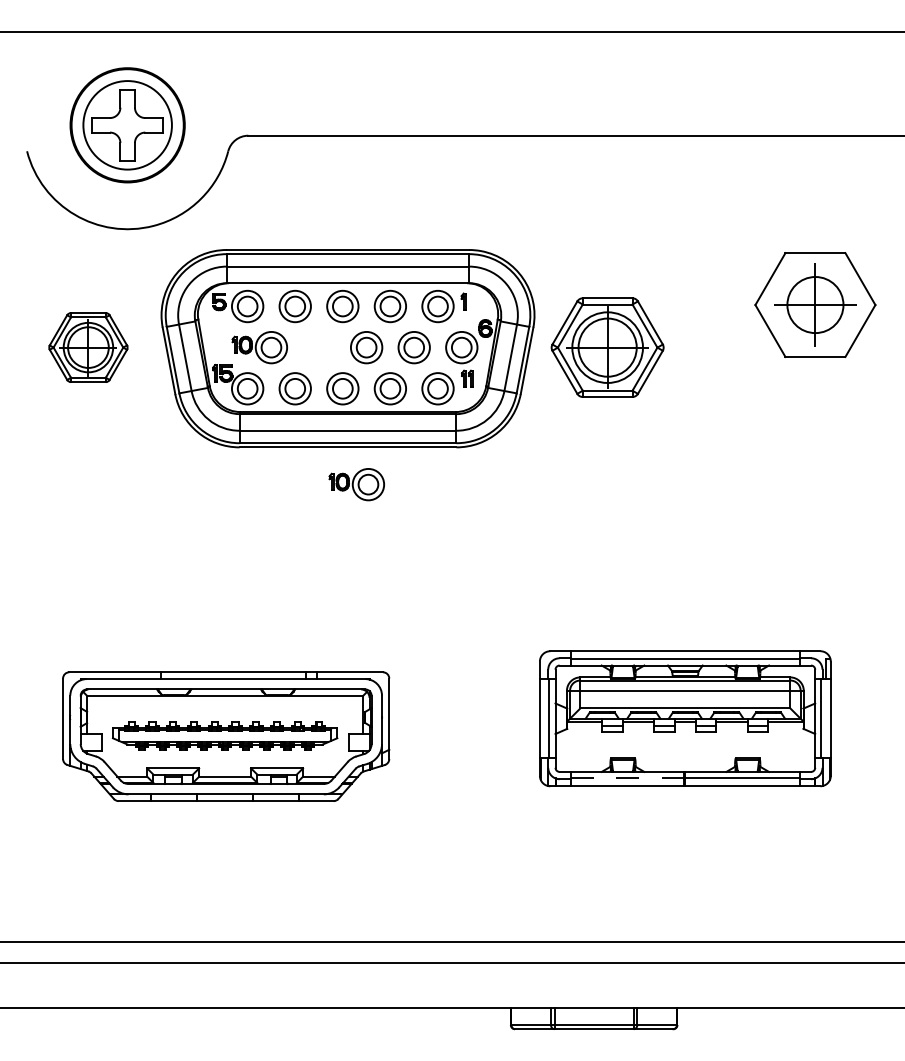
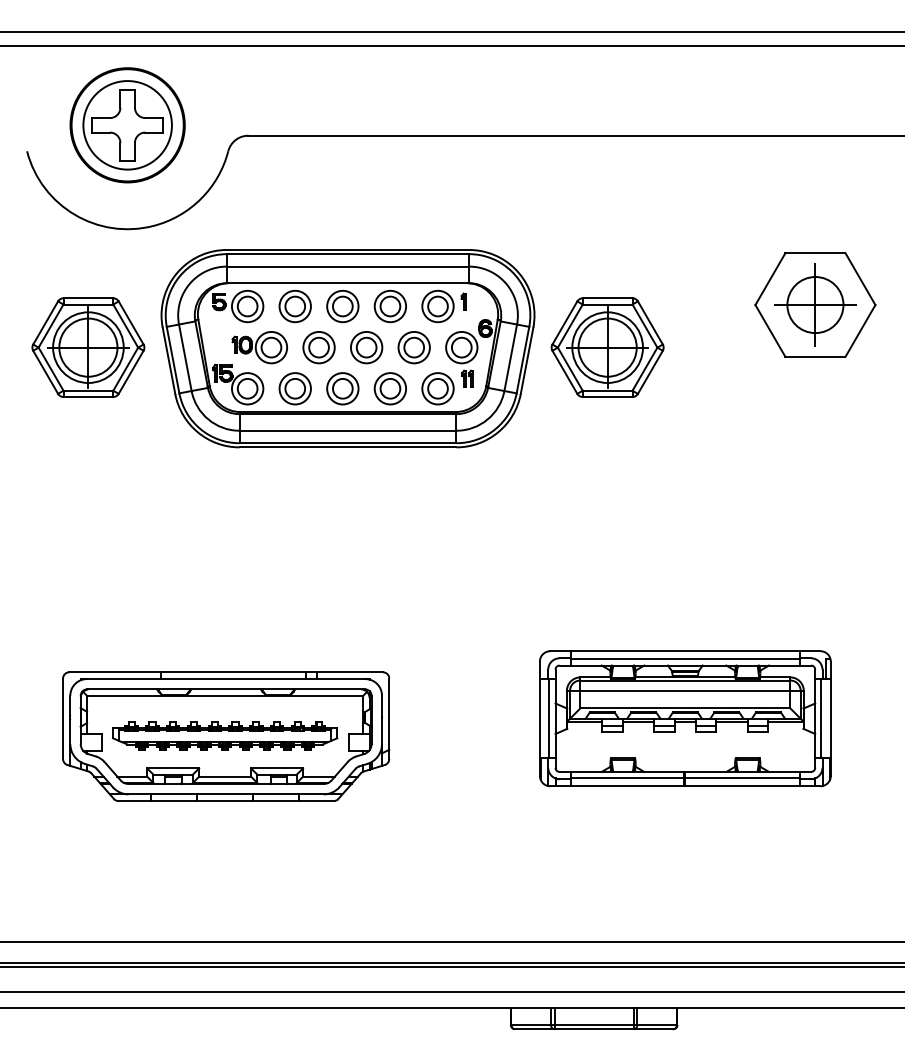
line: none -> present (451, 46)
part size: 81x71 px -> 115x101 px (88, 347)
part: none -> present (318, 347)
part: present -> none (356, 484)
line: dashed -> solid (628, 778)
line: none -> present (451, 966)
line: none -> present (451, 992)
